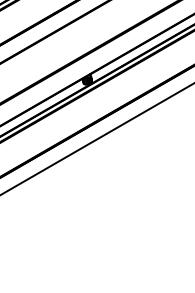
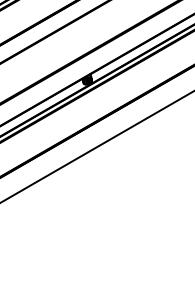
line position: (96, 138) -> (96, 146) (96, 146)
